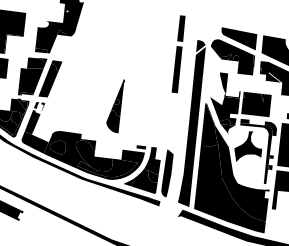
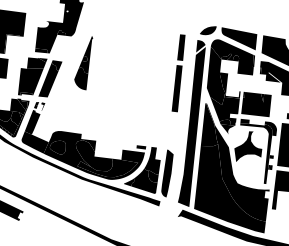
fill: none -> present (207, 30)
part position: (178, 54) -> (178, 73) (178, 73)
fill: none -> present (215, 75)
part position: (115, 106) -> (83, 63) (83, 63)
